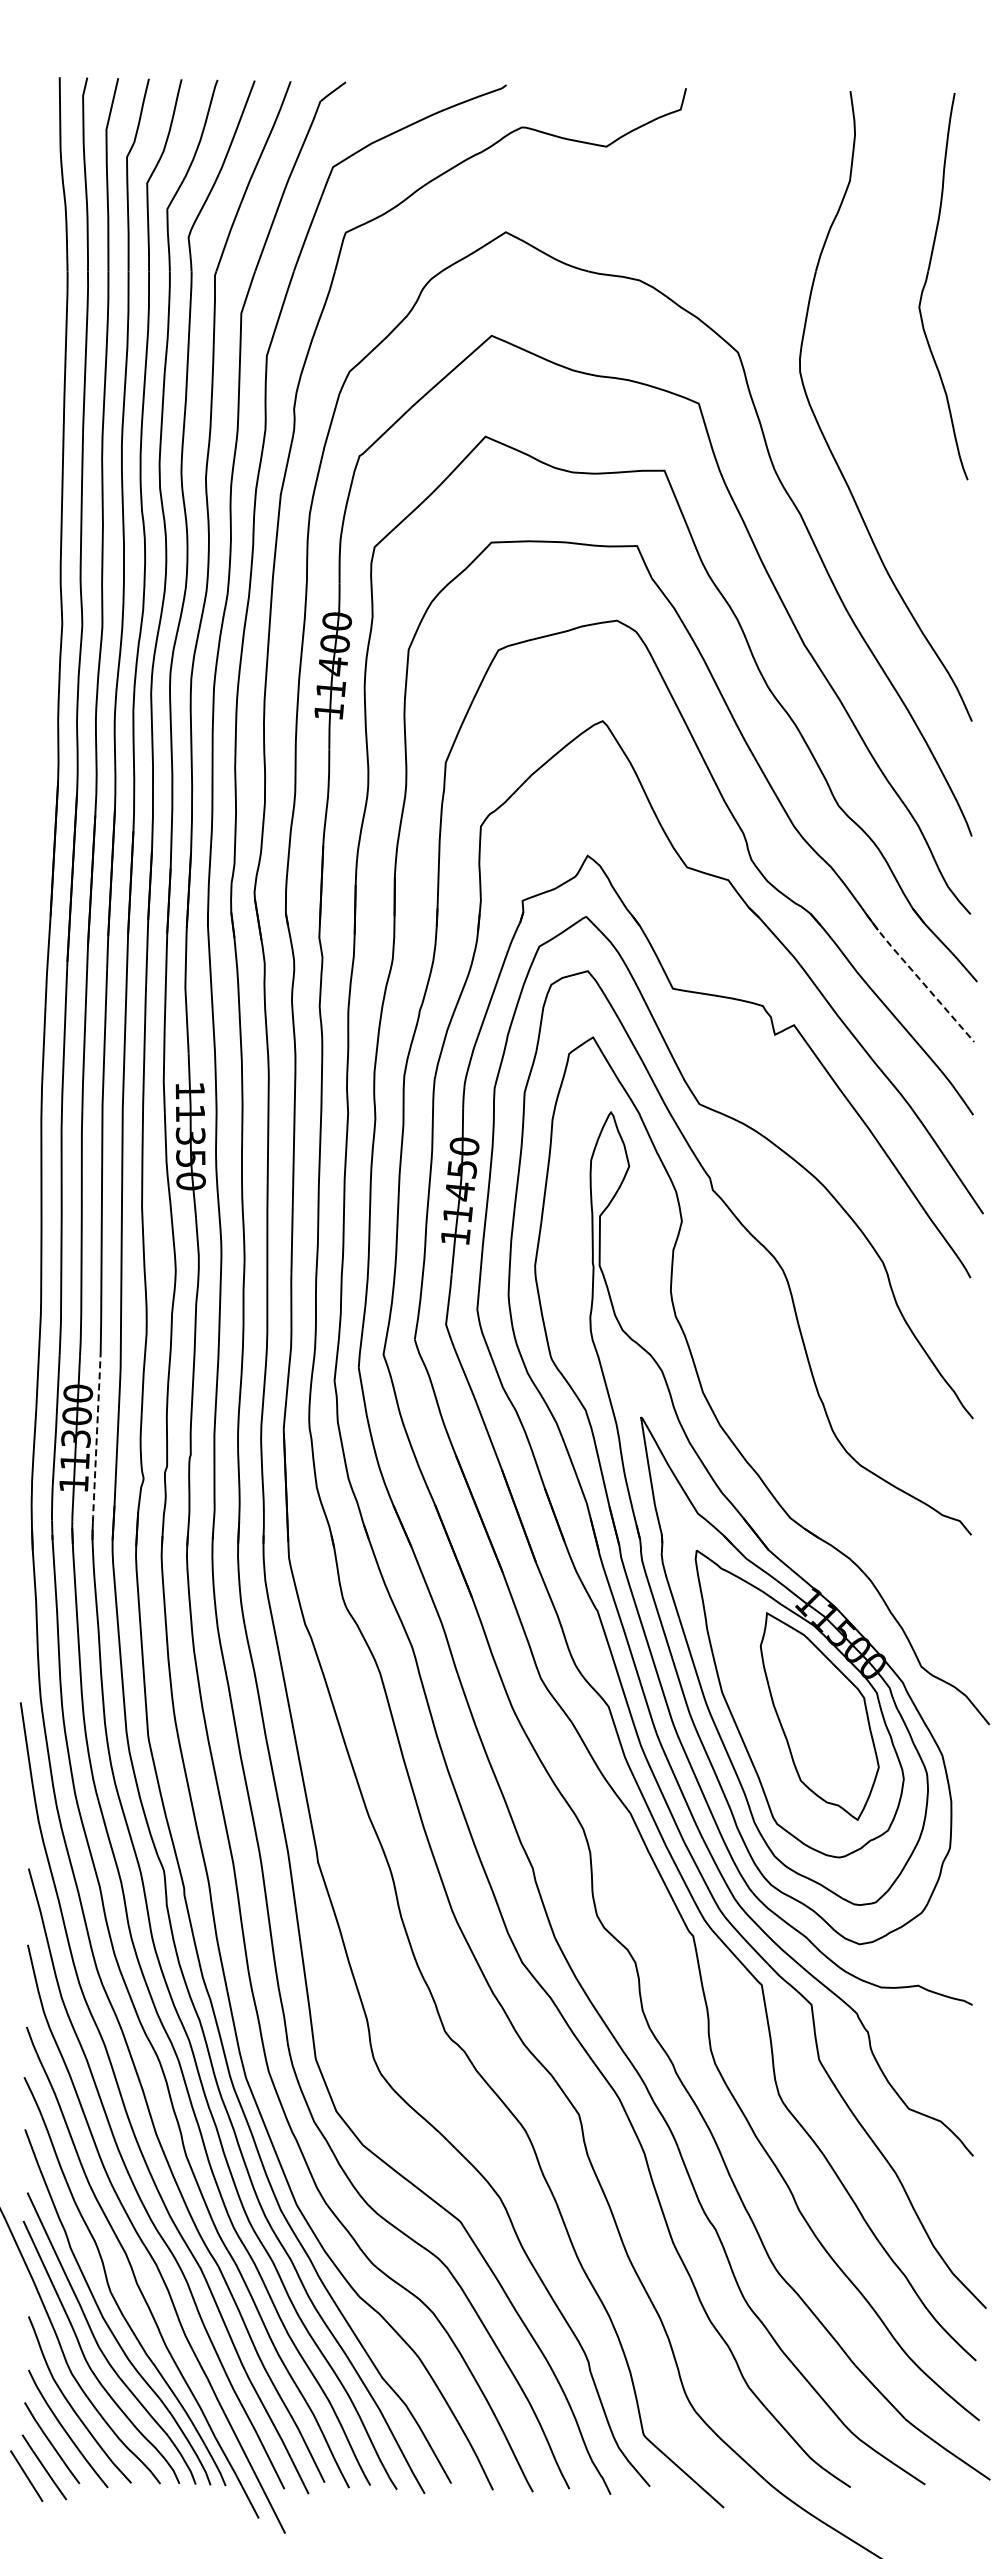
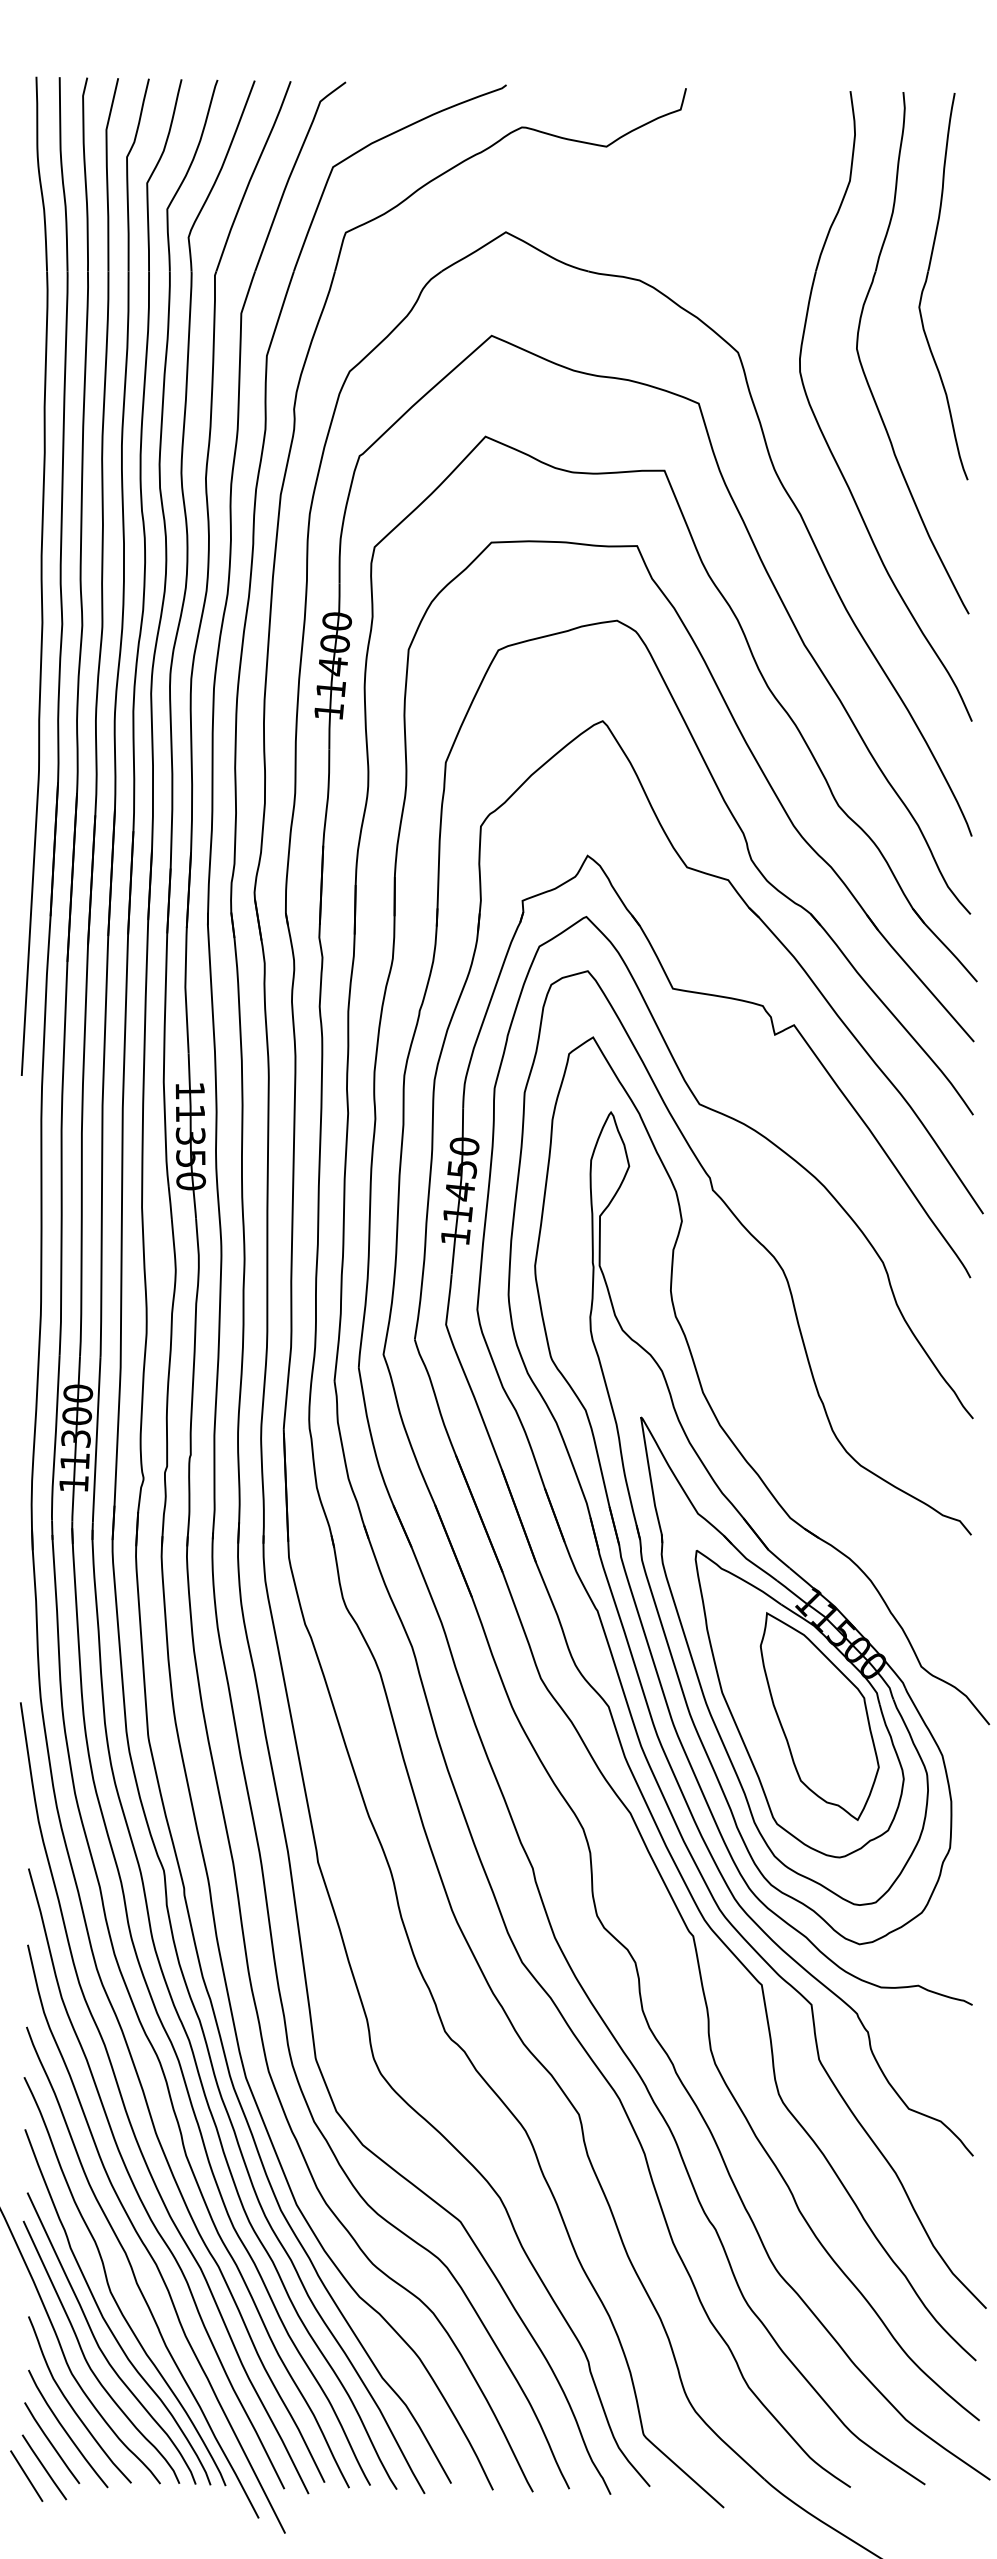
part: none -> present (864, 370)
part: none -> present (34, 575)
line: dashed -> solid (918, 977)
line: dashed -> solid (96, 1439)
